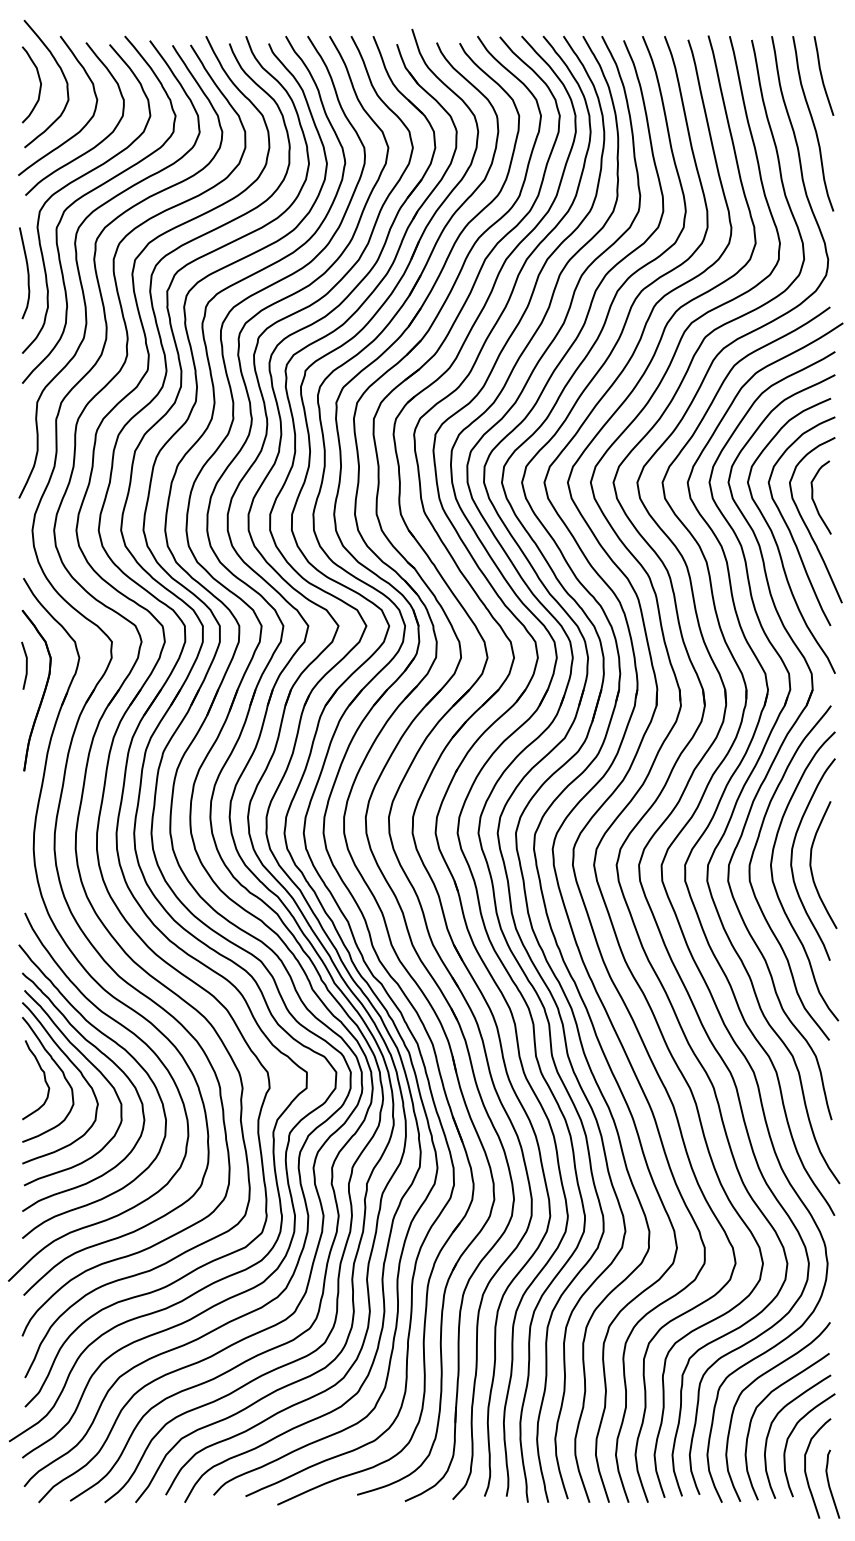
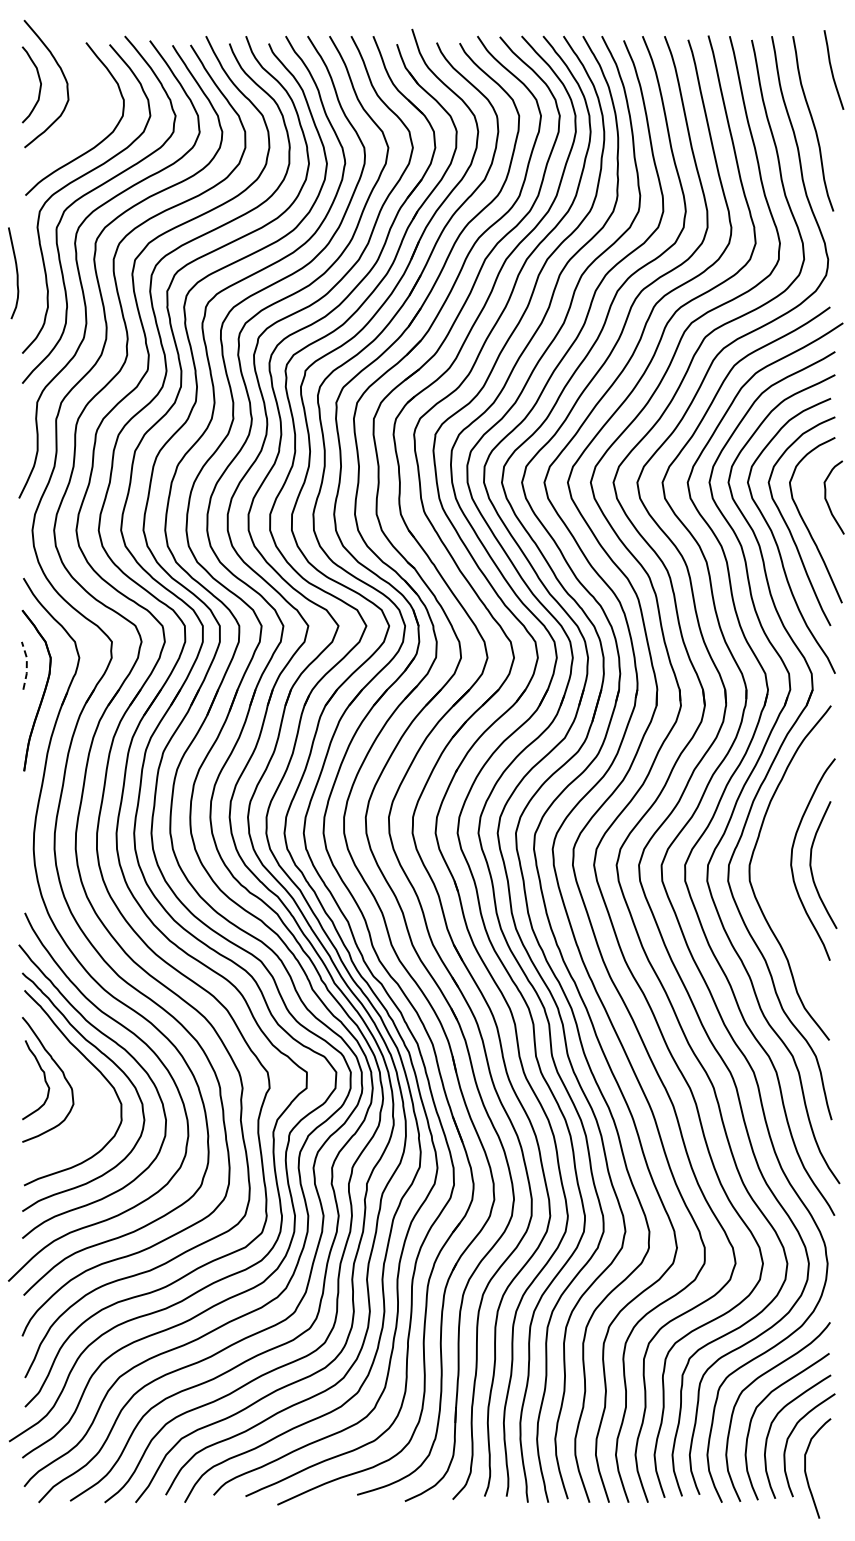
curve position: (822, 75) -> (832, 69) (832, 69)
curve: present -> none (81, 128)
curve position: (27, 273) -> (16, 273) (16, 273)
curve position: (814, 500) -> (827, 500) (827, 500)
line: solid -> dashed (26, 665)
curve: present -> none (775, 885)
curve: present -> none (77, 1070)
curve: present -> none (829, 1483)
